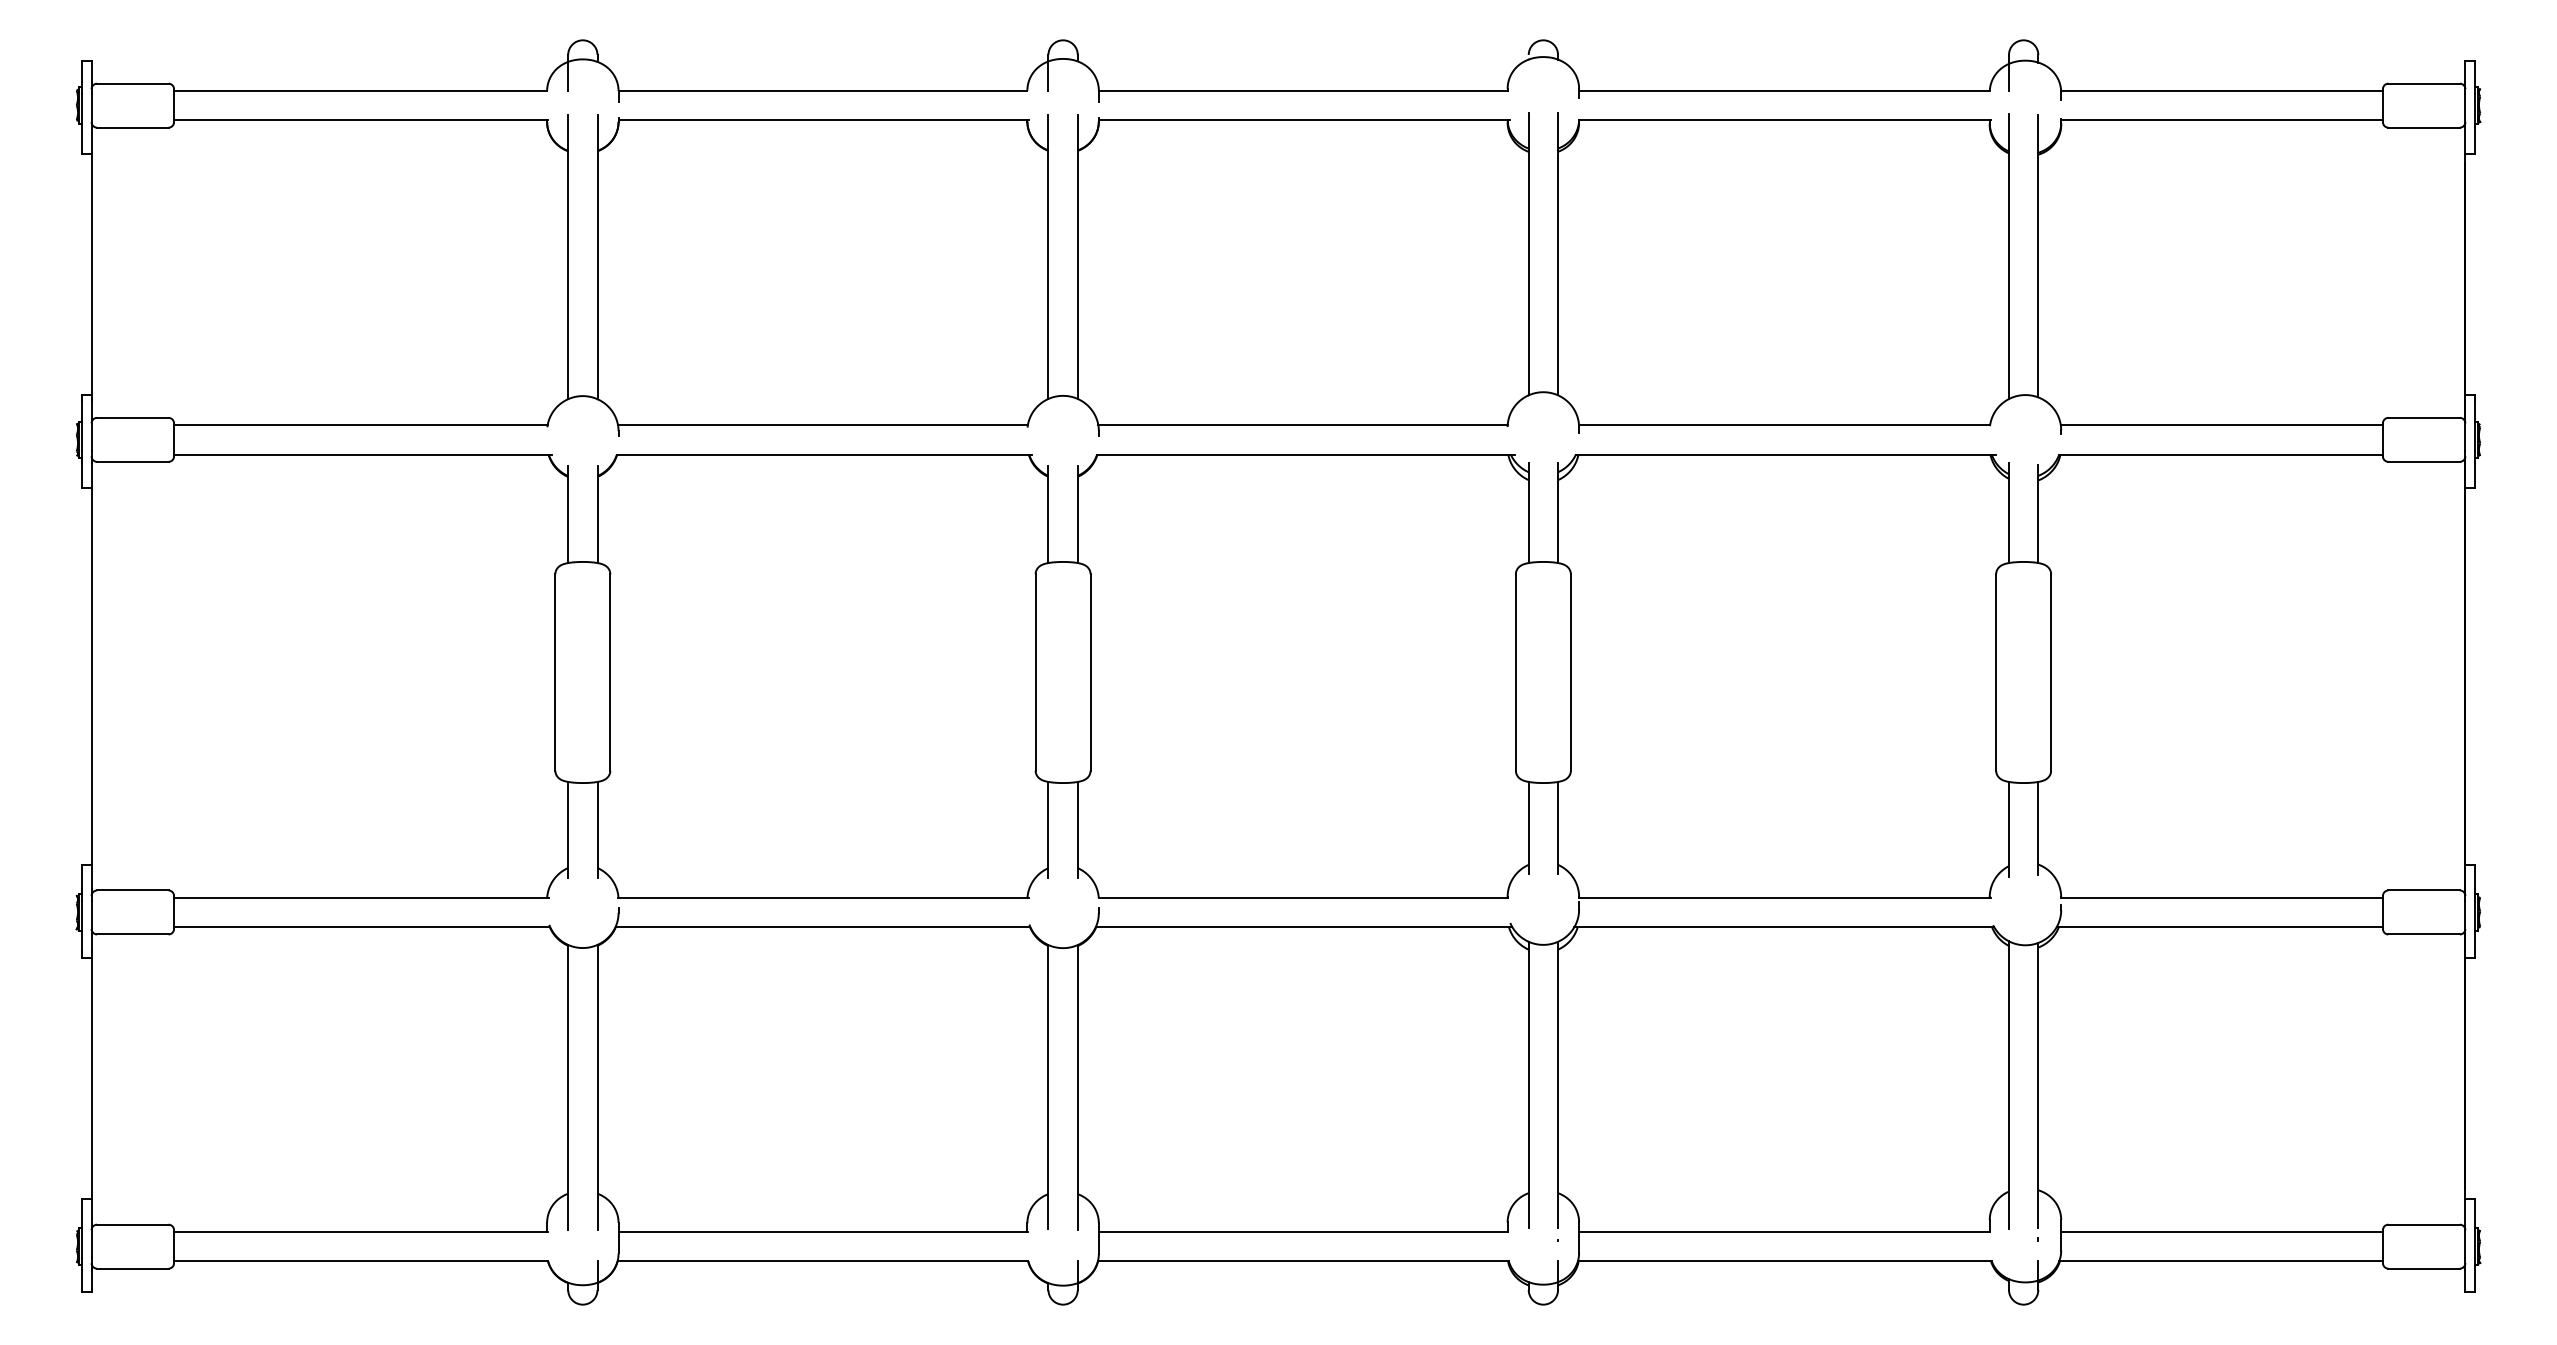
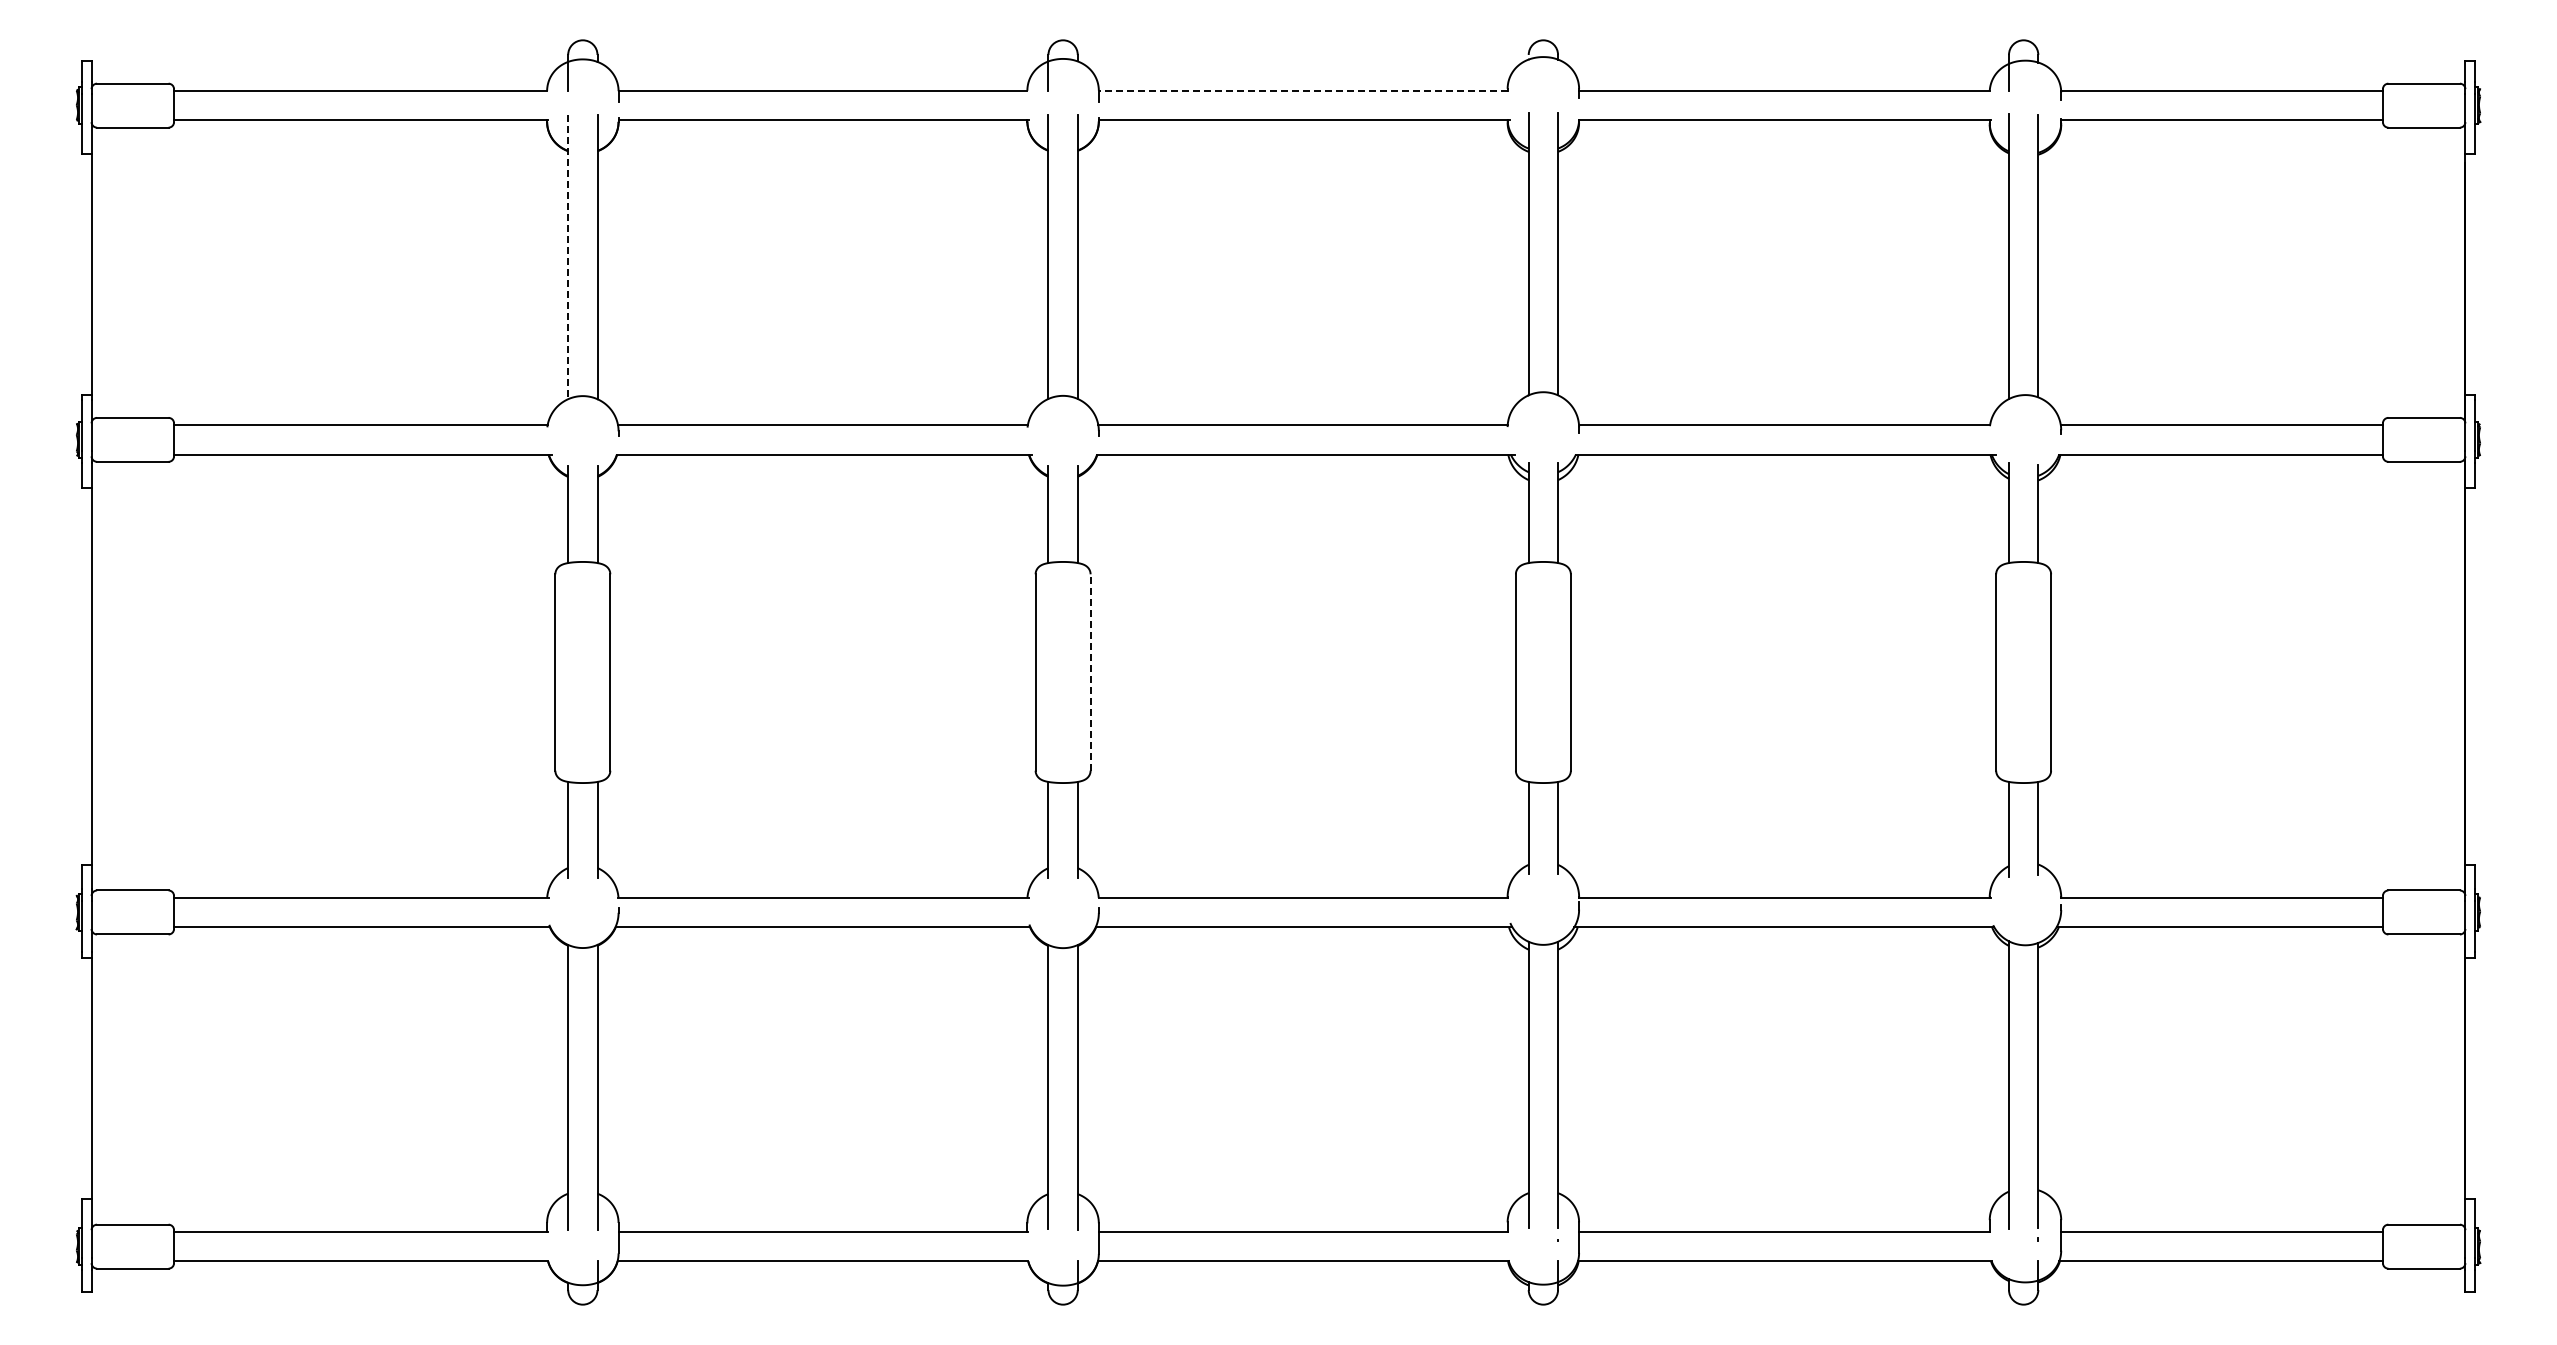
line: solid -> dashed (1302, 91)
line: solid -> dashed (568, 257)
line: solid -> dashed (1090, 672)
